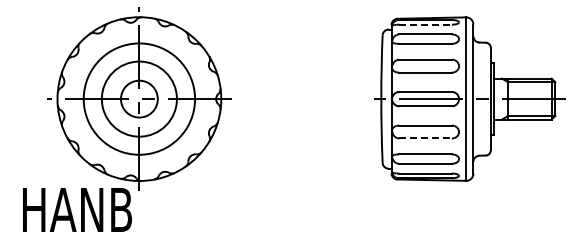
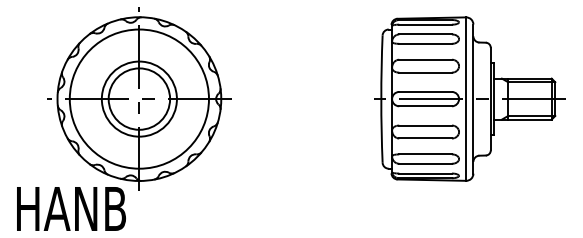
line: dashed -> solid (426, 24)
circle diameter: 37 px -> 61 px (139, 98)
circle diameter: 111 px -> 139 px (138, 98)
line: dashed -> solid (426, 138)
text position: (77, 209) -> (71, 208) (71, 208)
